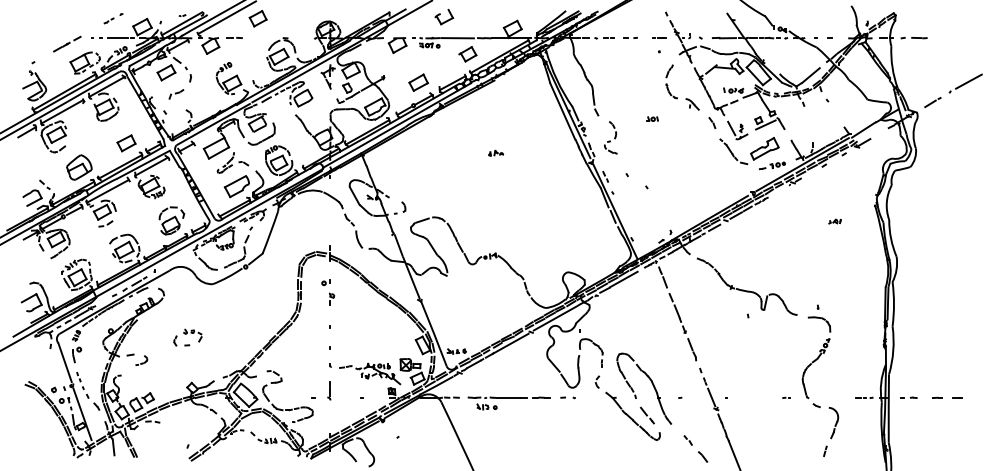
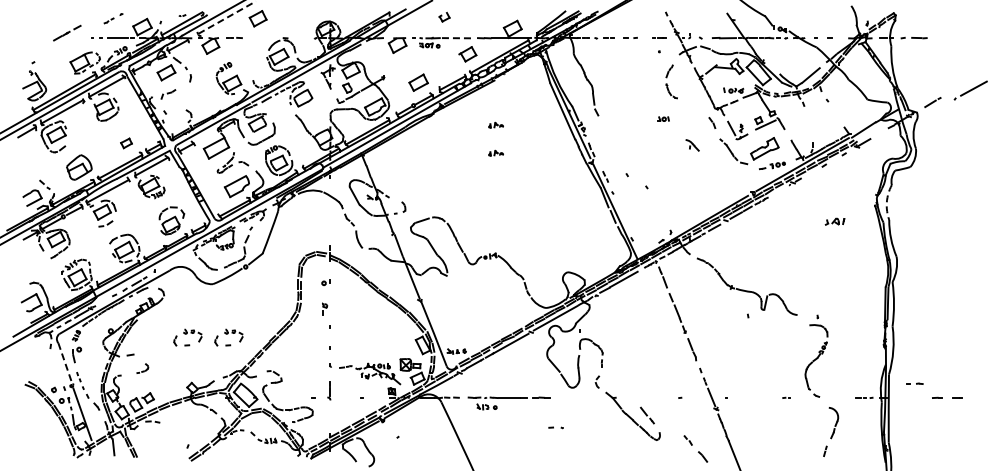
line: solid -> dashed (227, 17)
part size: 21x17 px -> 13x12 px (444, 16)
line: solid -> dashed (457, 38)
line position: (67, 43) -> (67, 32) (67, 32)
line position: (965, 83) -> (970, 90) (970, 90)
part position: (176, 94) -> (168, 94) (168, 94)
part position: (692, 104) -> (692, 145) (692, 145)
part position: (652, 118) -> (663, 118) (663, 118)
part: none -> present (495, 124)
part: present -> none (610, 137)
part size: 21x19 px -> 13x13 px (126, 143)
arc: solid -> dashed (886, 202)
part size: 14x7 px -> 22x9 px (834, 221)
part position: (332, 298) -> (325, 308) (325, 308)
part: none -> present (228, 337)
part size: 31x104 px -> 25x84 px (816, 355)
part position: (141, 360) -> (142, 368) (142, 368)
line: solid -> dashed (65, 362)
part: present -> none (652, 385)
part position: (567, 397) -> (555, 427) (555, 427)
part position: (908, 397) -> (914, 383) (914, 383)
